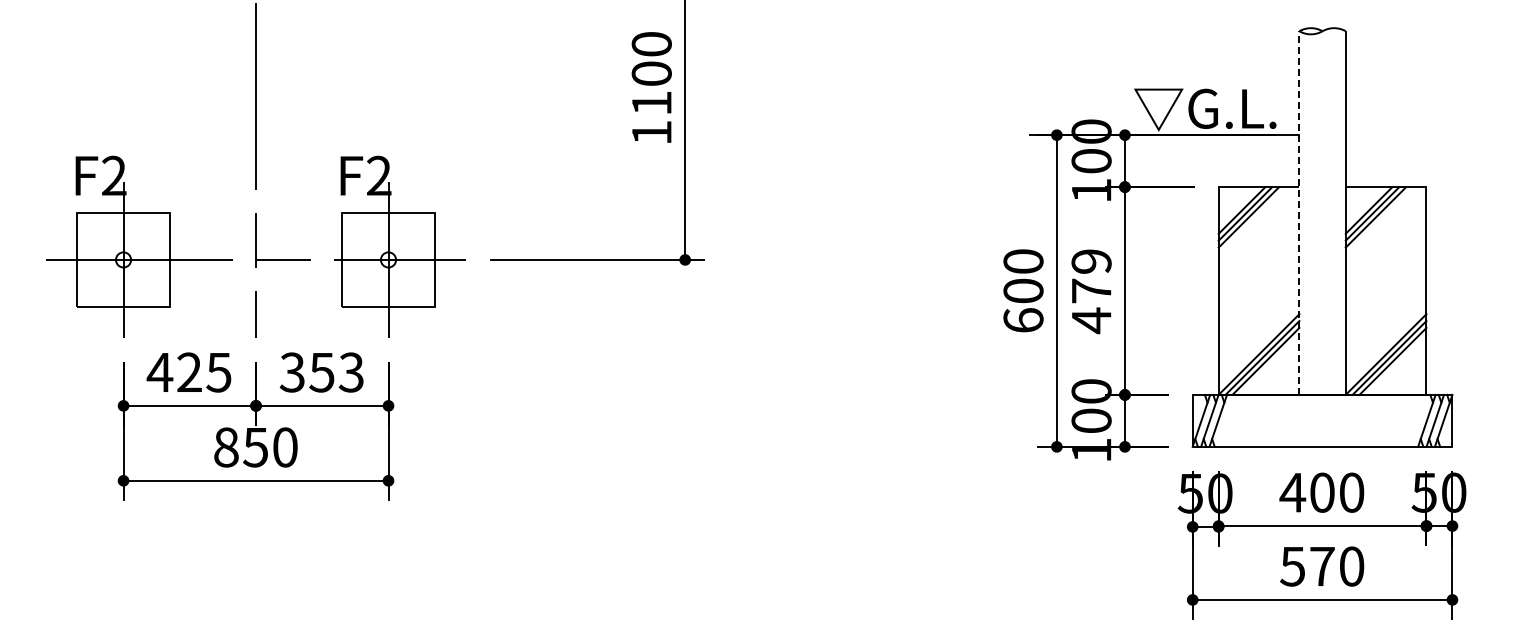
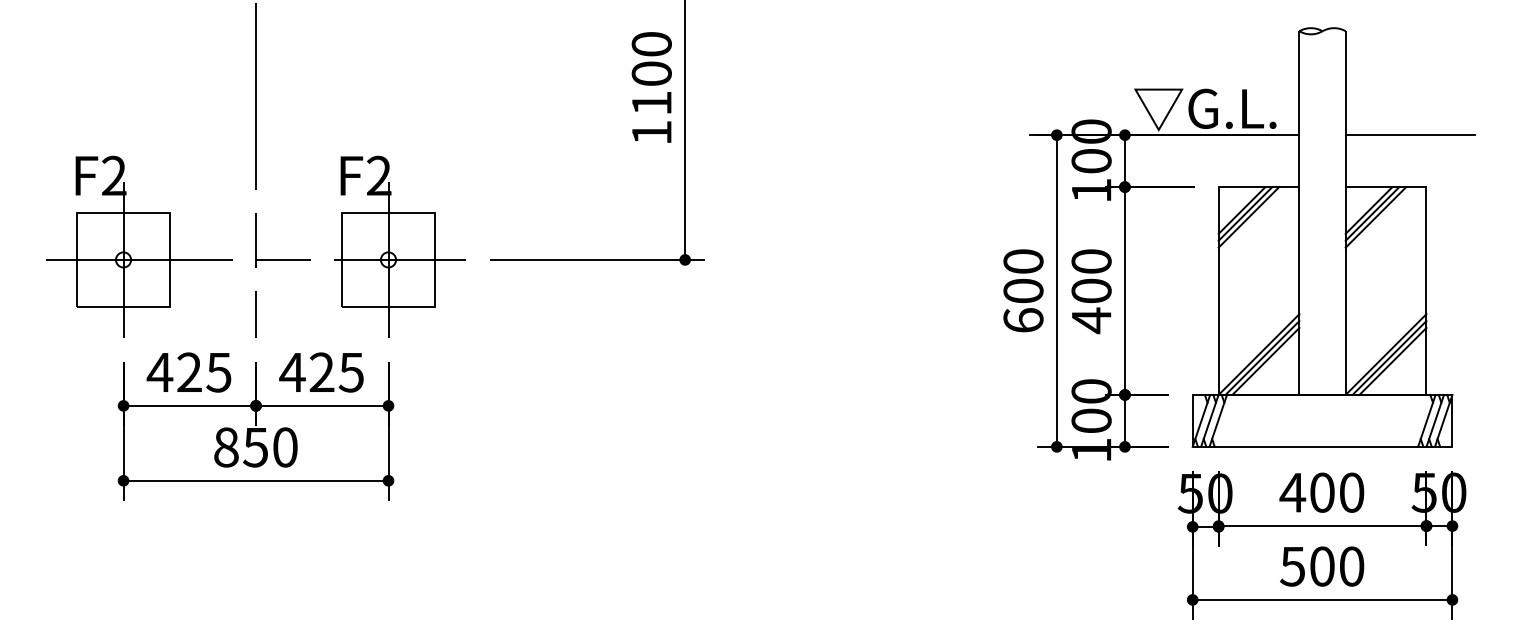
line: none -> present (1410, 135)
line: dashed -> solid (1299, 213)
text: 479 -> 400 (1091, 276)
text: 353 -> 425 (321, 372)
text: 570 -> 500 (1322, 566)
